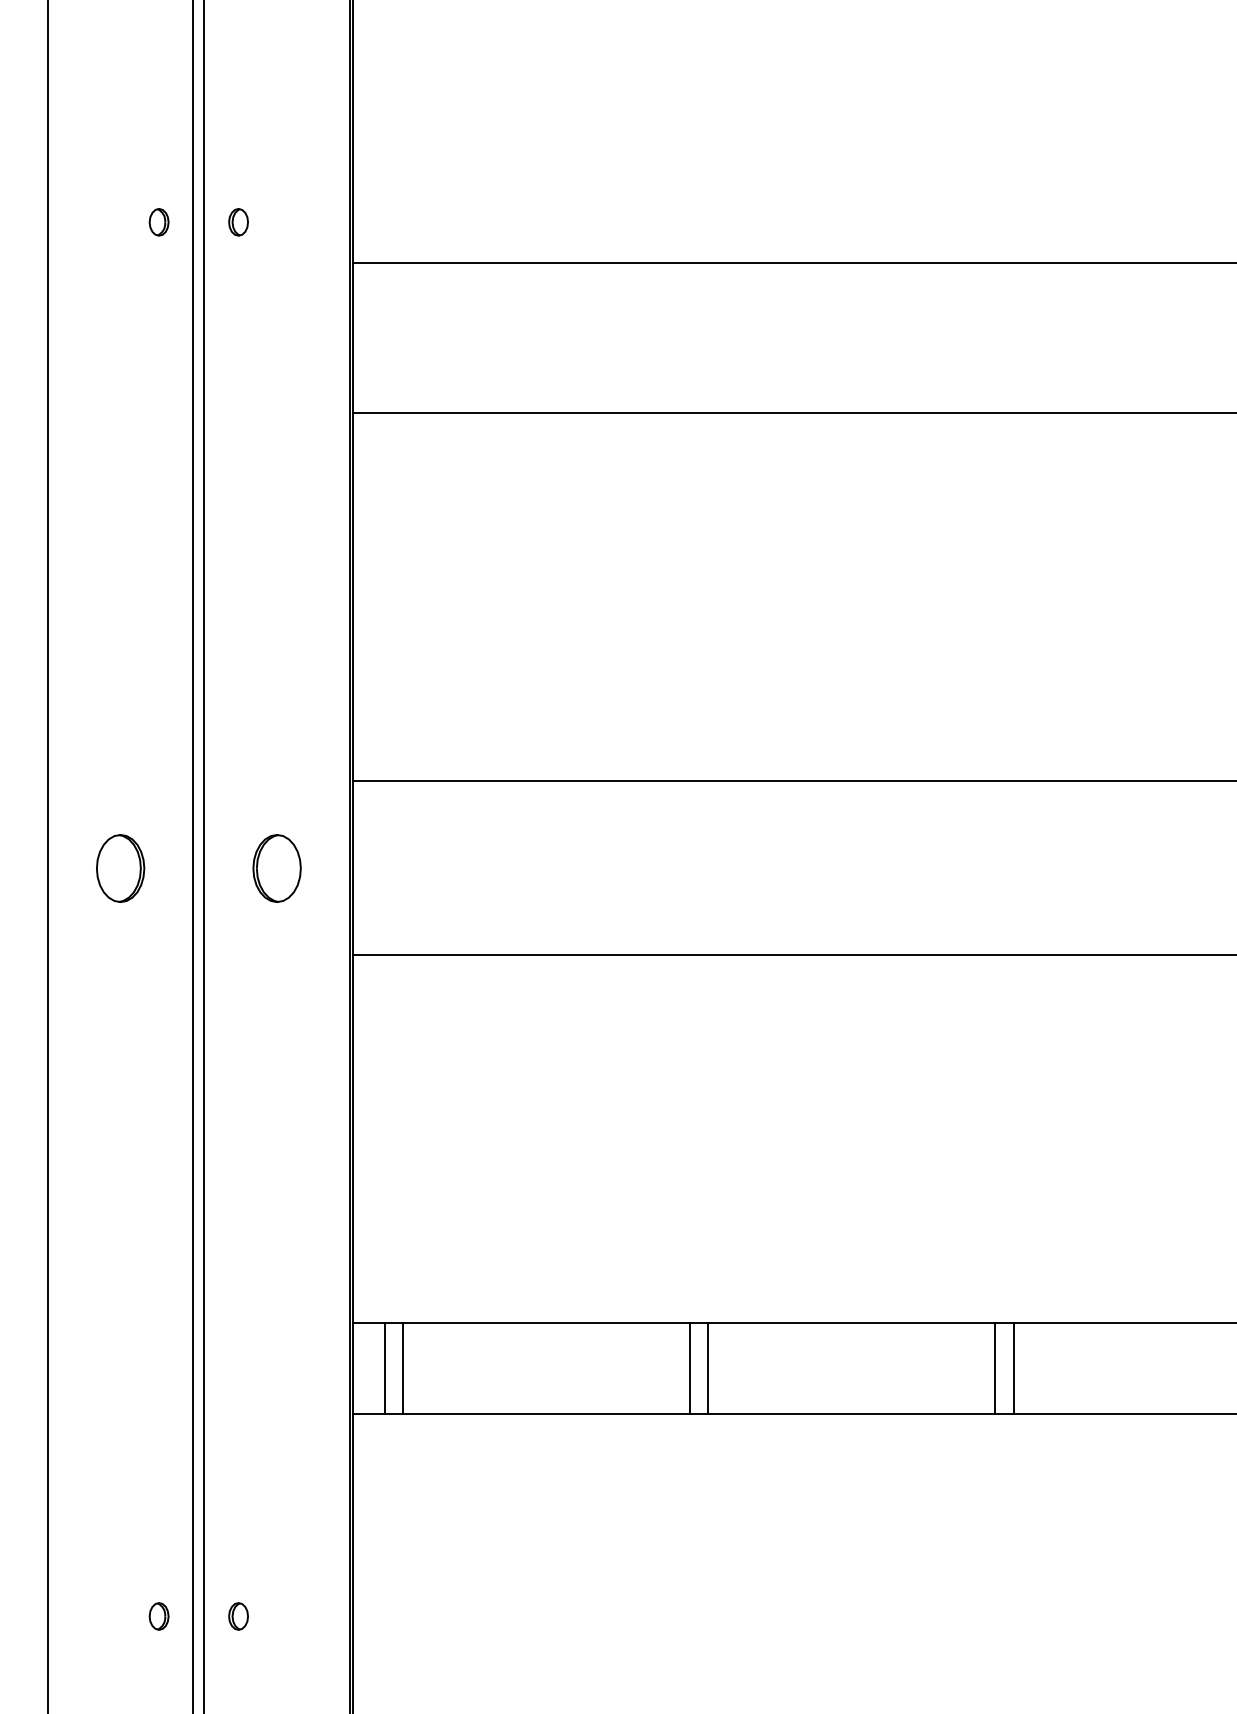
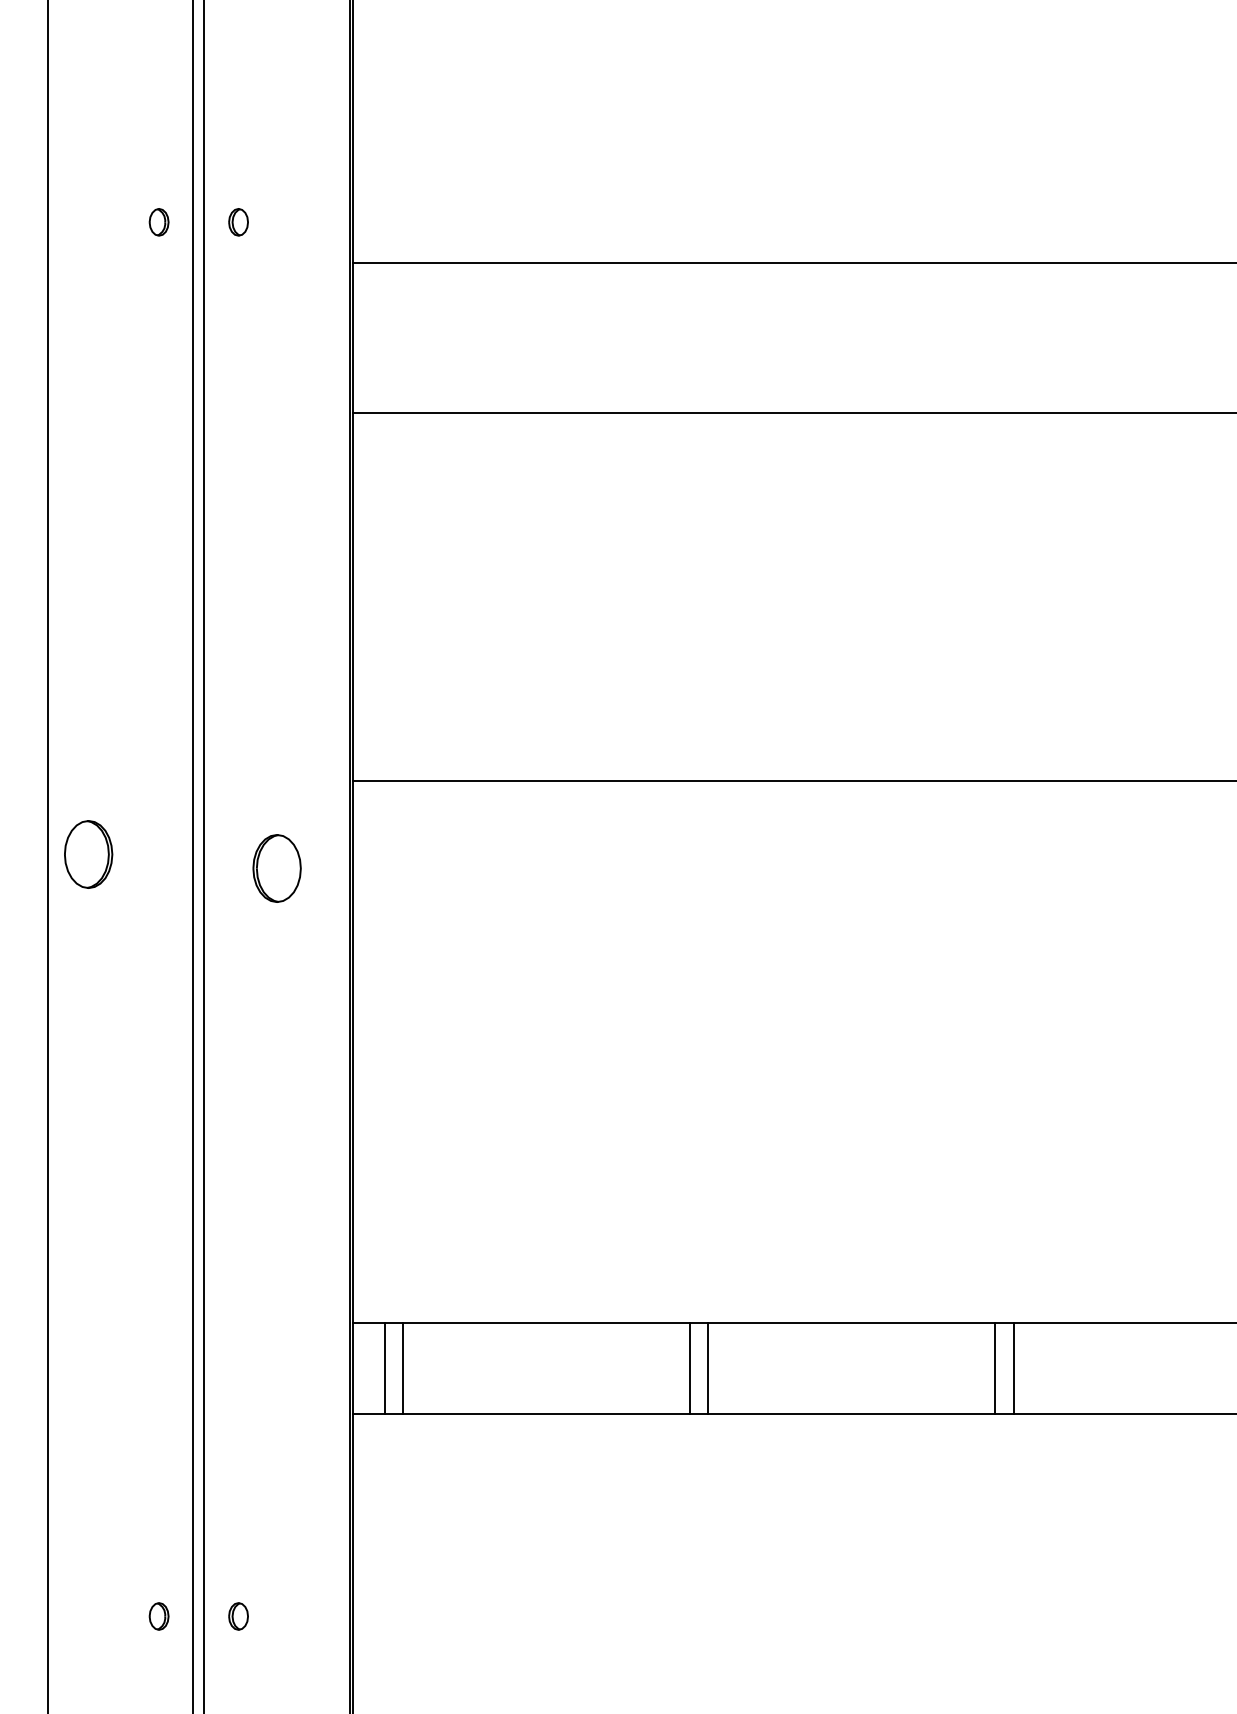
part position: (120, 868) -> (88, 854) (88, 854)
line: present -> none (793, 955)
